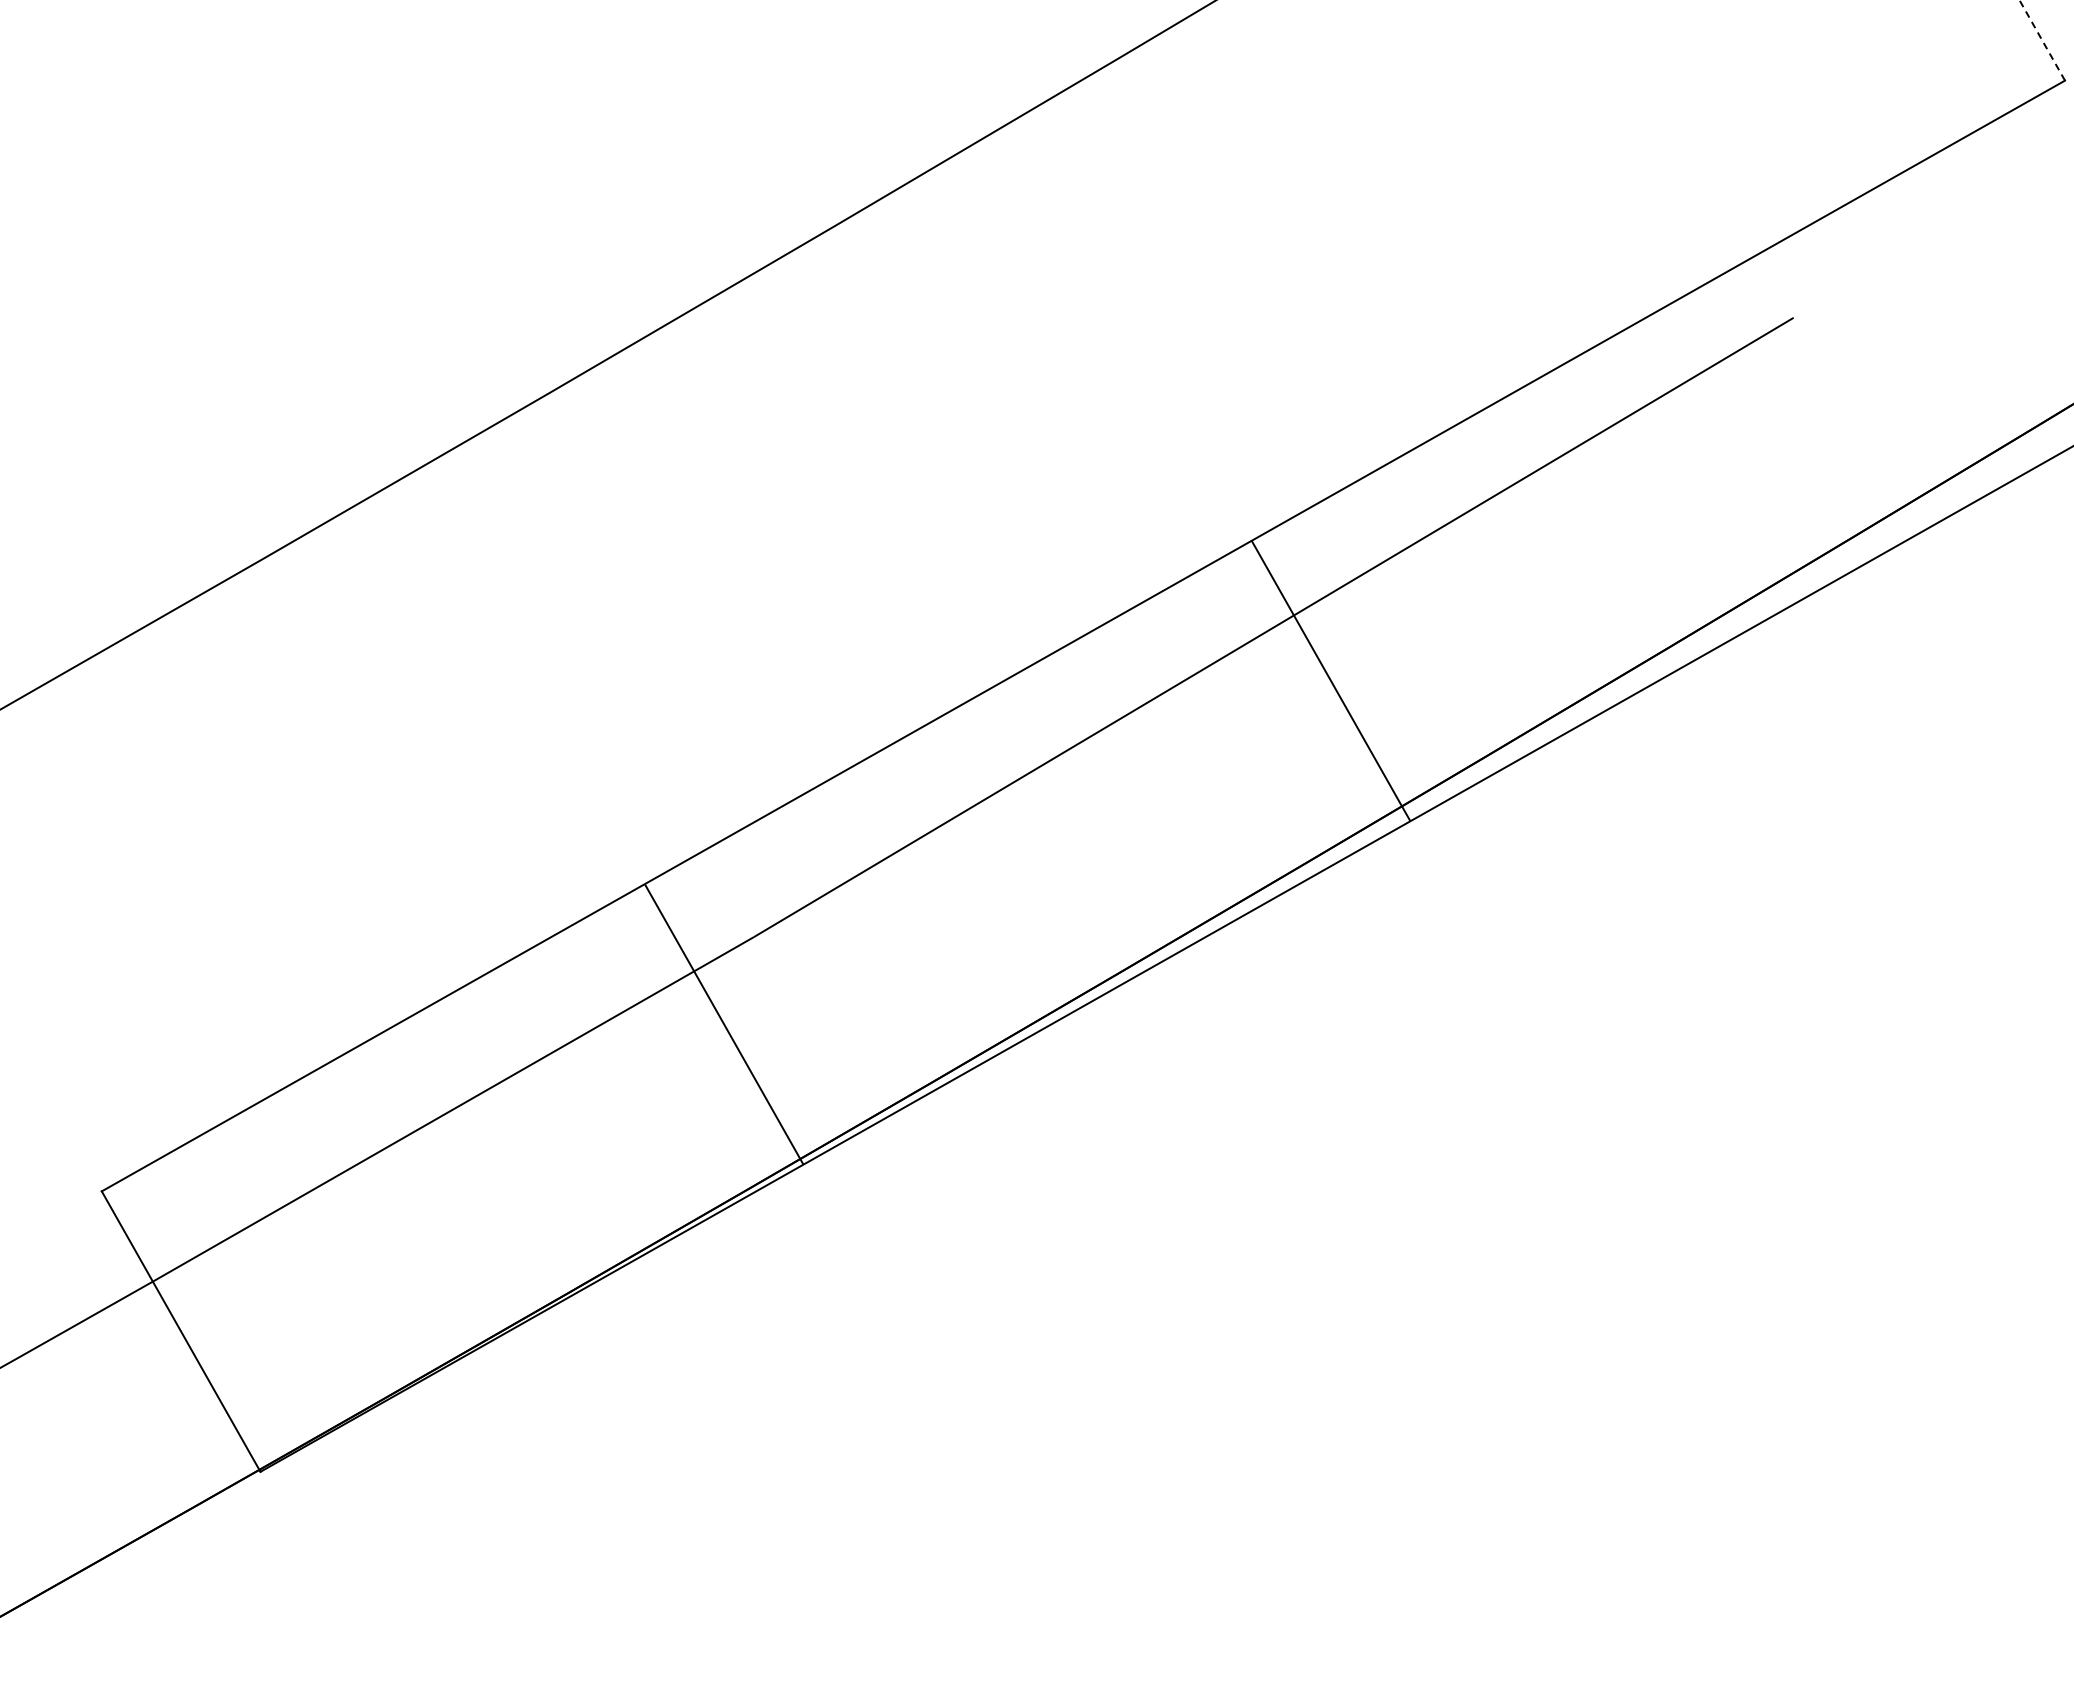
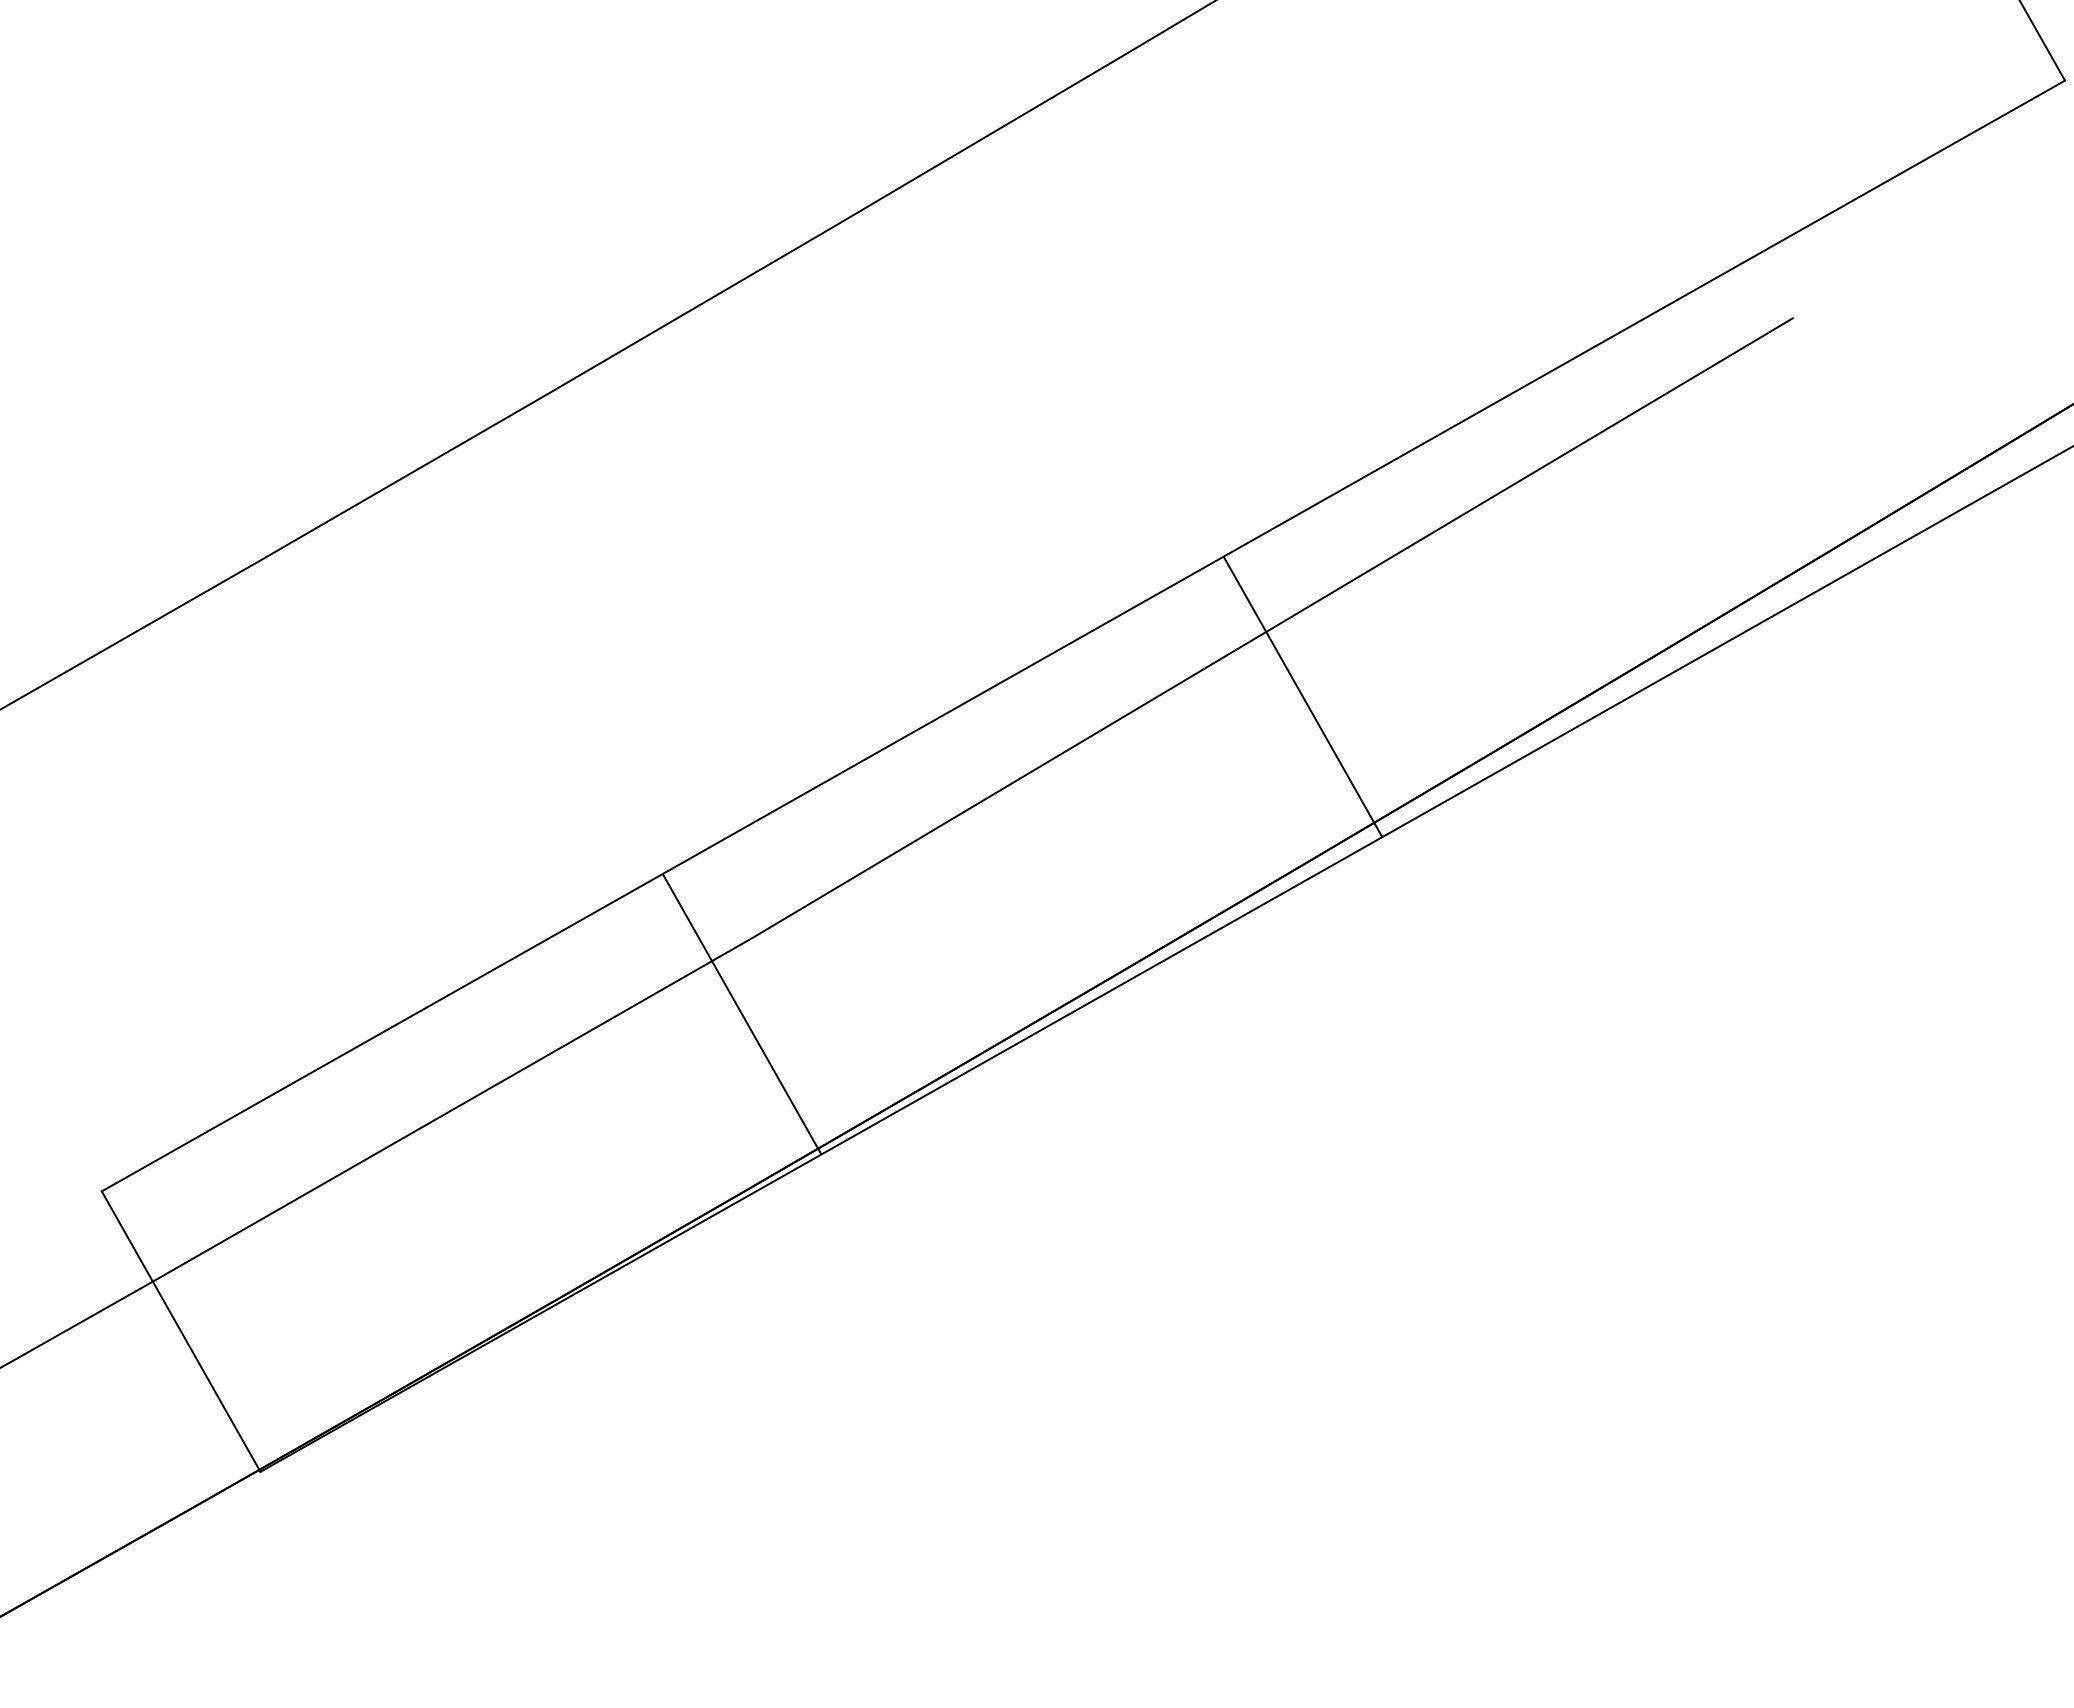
line: dashed -> solid (2042, 40)
line position: (1330, 680) -> (1302, 696) (1302, 696)
line position: (723, 1024) -> (741, 1014) (741, 1014)
